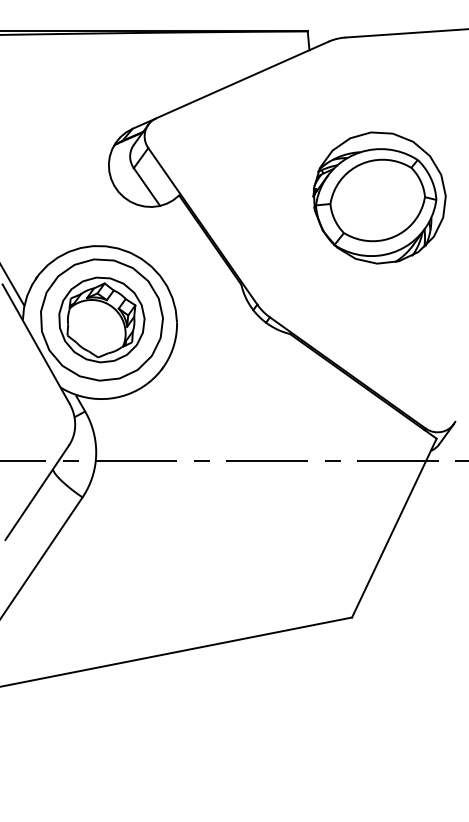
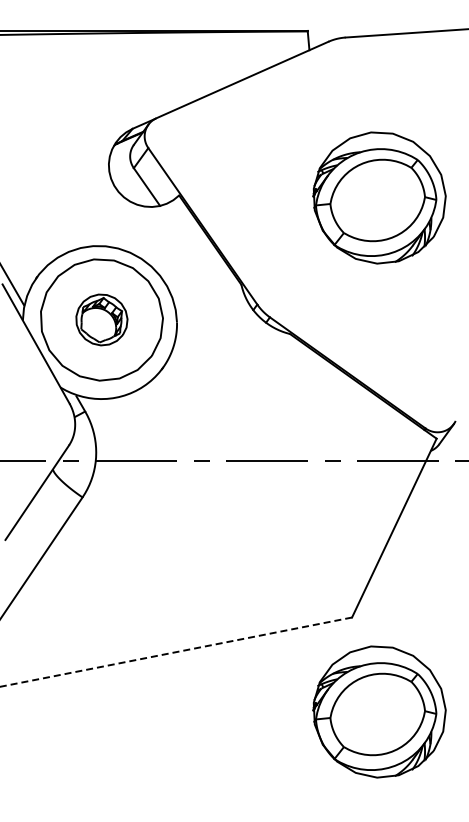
part size: 88x88 px -> 54x54 px (101, 319)
line: solid -> dashed (175, 652)
part: none -> present (379, 711)
